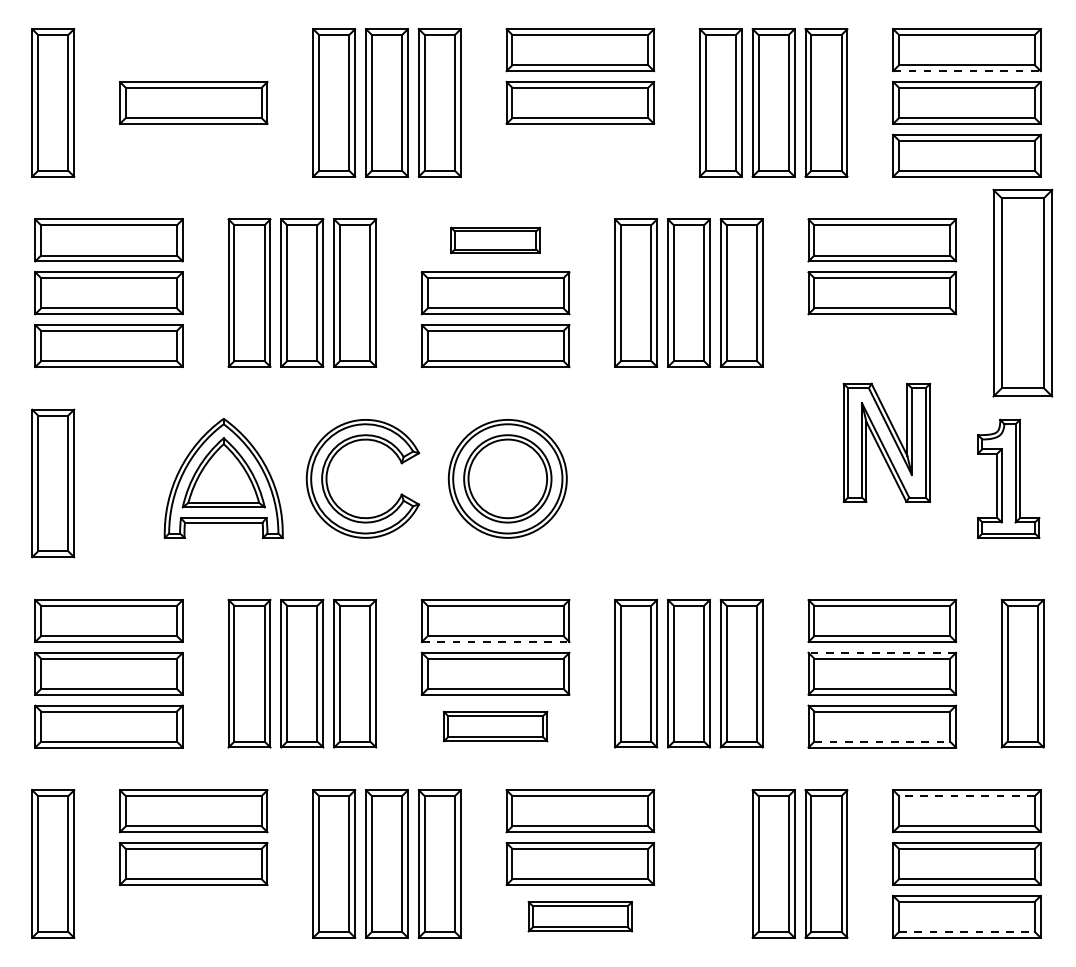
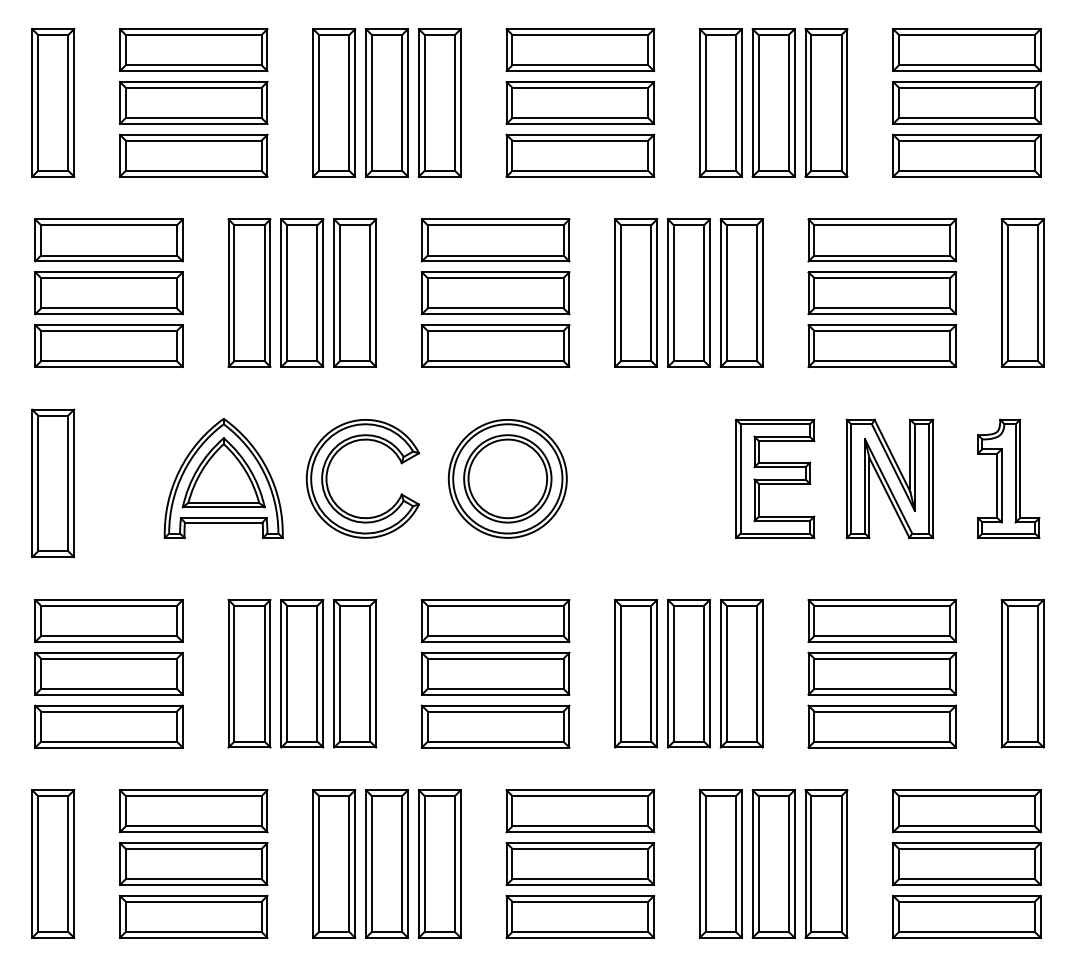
part: none -> present (193, 50)
line: dashed -> solid (966, 71)
part: none -> present (193, 155)
part: none -> present (580, 155)
part size: 91x29 px -> 151x45 px (495, 240)
part size: 62x210 px -> 45x150 px (1022, 292)
part: none -> present (882, 346)
part position: (886, 442) -> (889, 478) (889, 478)
part: none -> present (775, 478)
line: dashed -> solid (495, 641)
line: dashed -> solid (882, 652)
part size: 106x33 px -> 151x45 px (495, 726)
line: dashed -> solid (882, 741)
line: dashed -> solid (966, 796)
part: none -> present (720, 863)
part: none -> present (193, 916)
part size: 107x32 px -> 151x45 px (580, 916)
line: dashed -> solid (966, 931)
